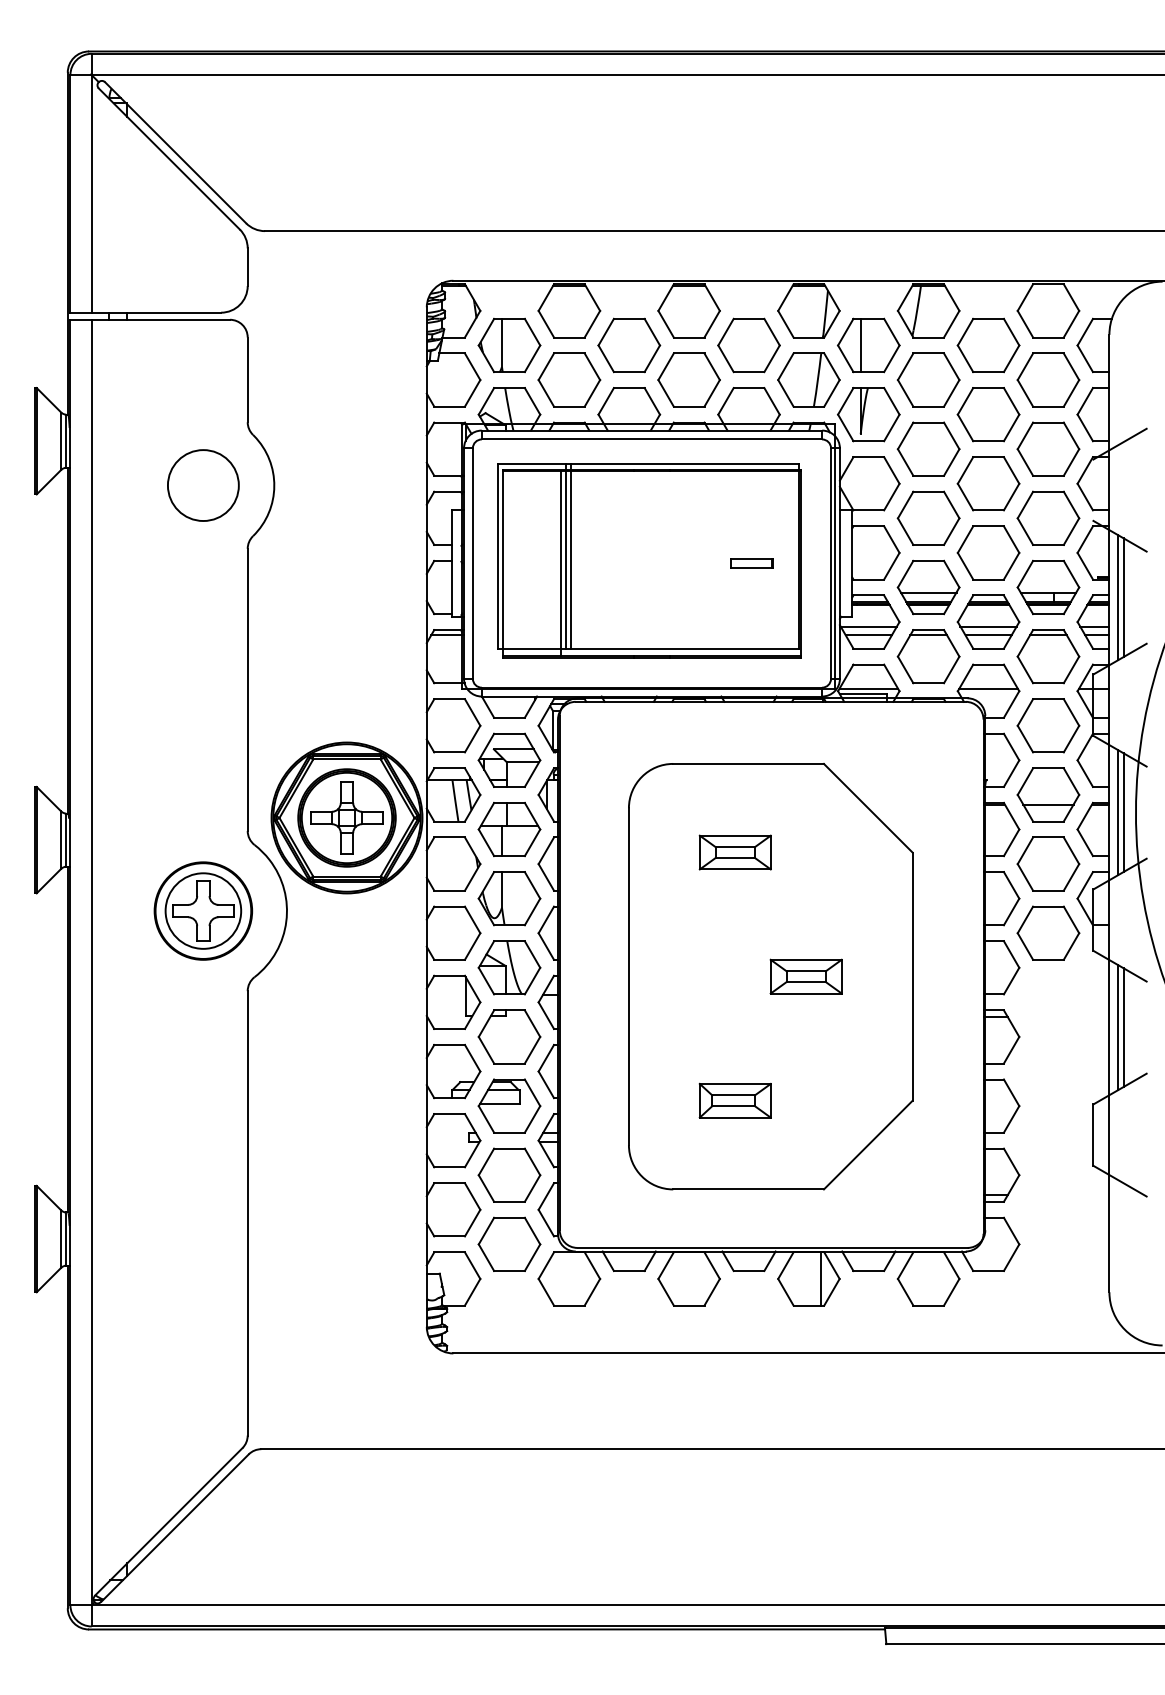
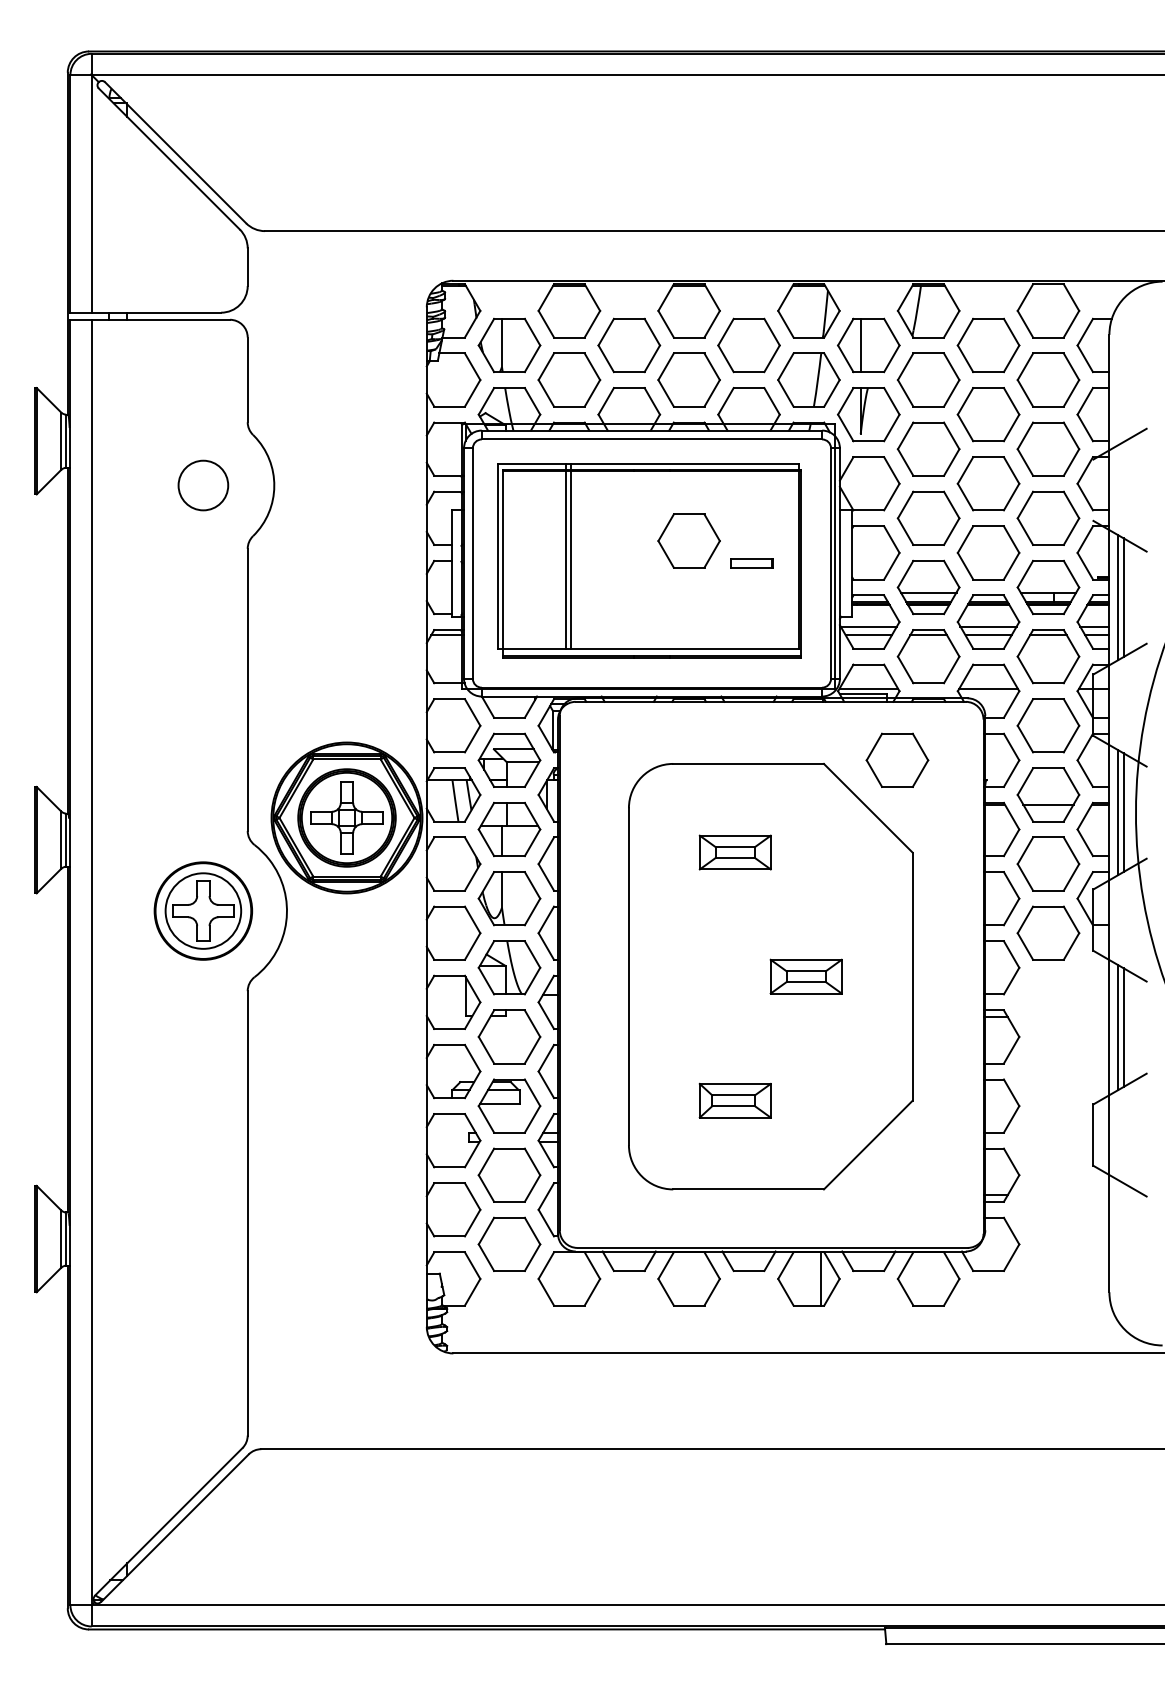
circle diameter: 71 px -> 50 px (203, 485)
part: none -> present (688, 540)
line: present -> none (561, 563)
part: none -> present (897, 759)
